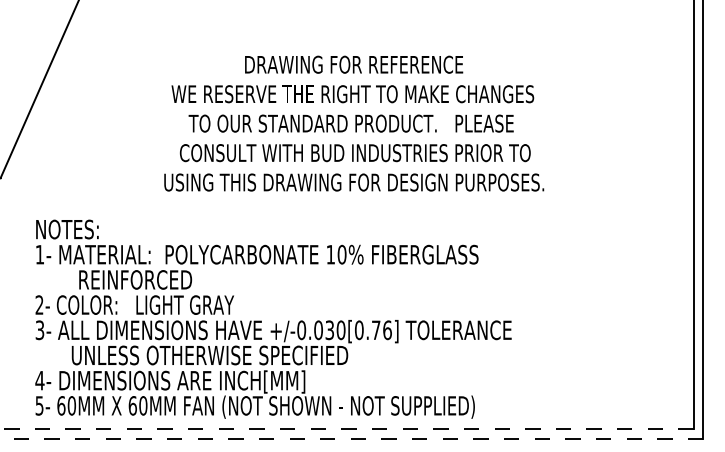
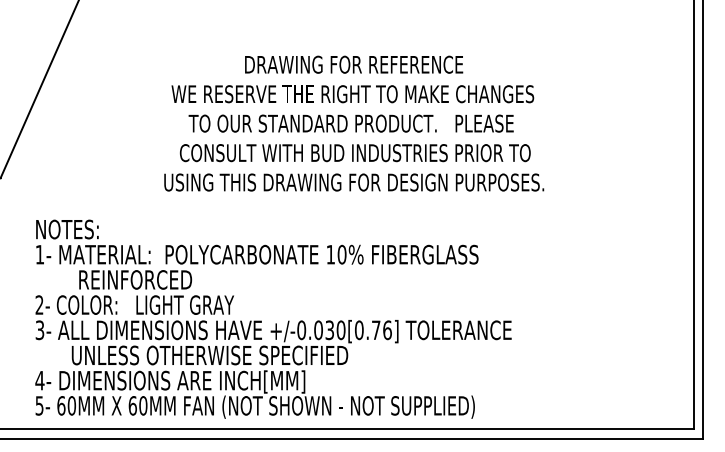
line: dashed -> solid (346, 429)
line: dashed -> solid (351, 438)
